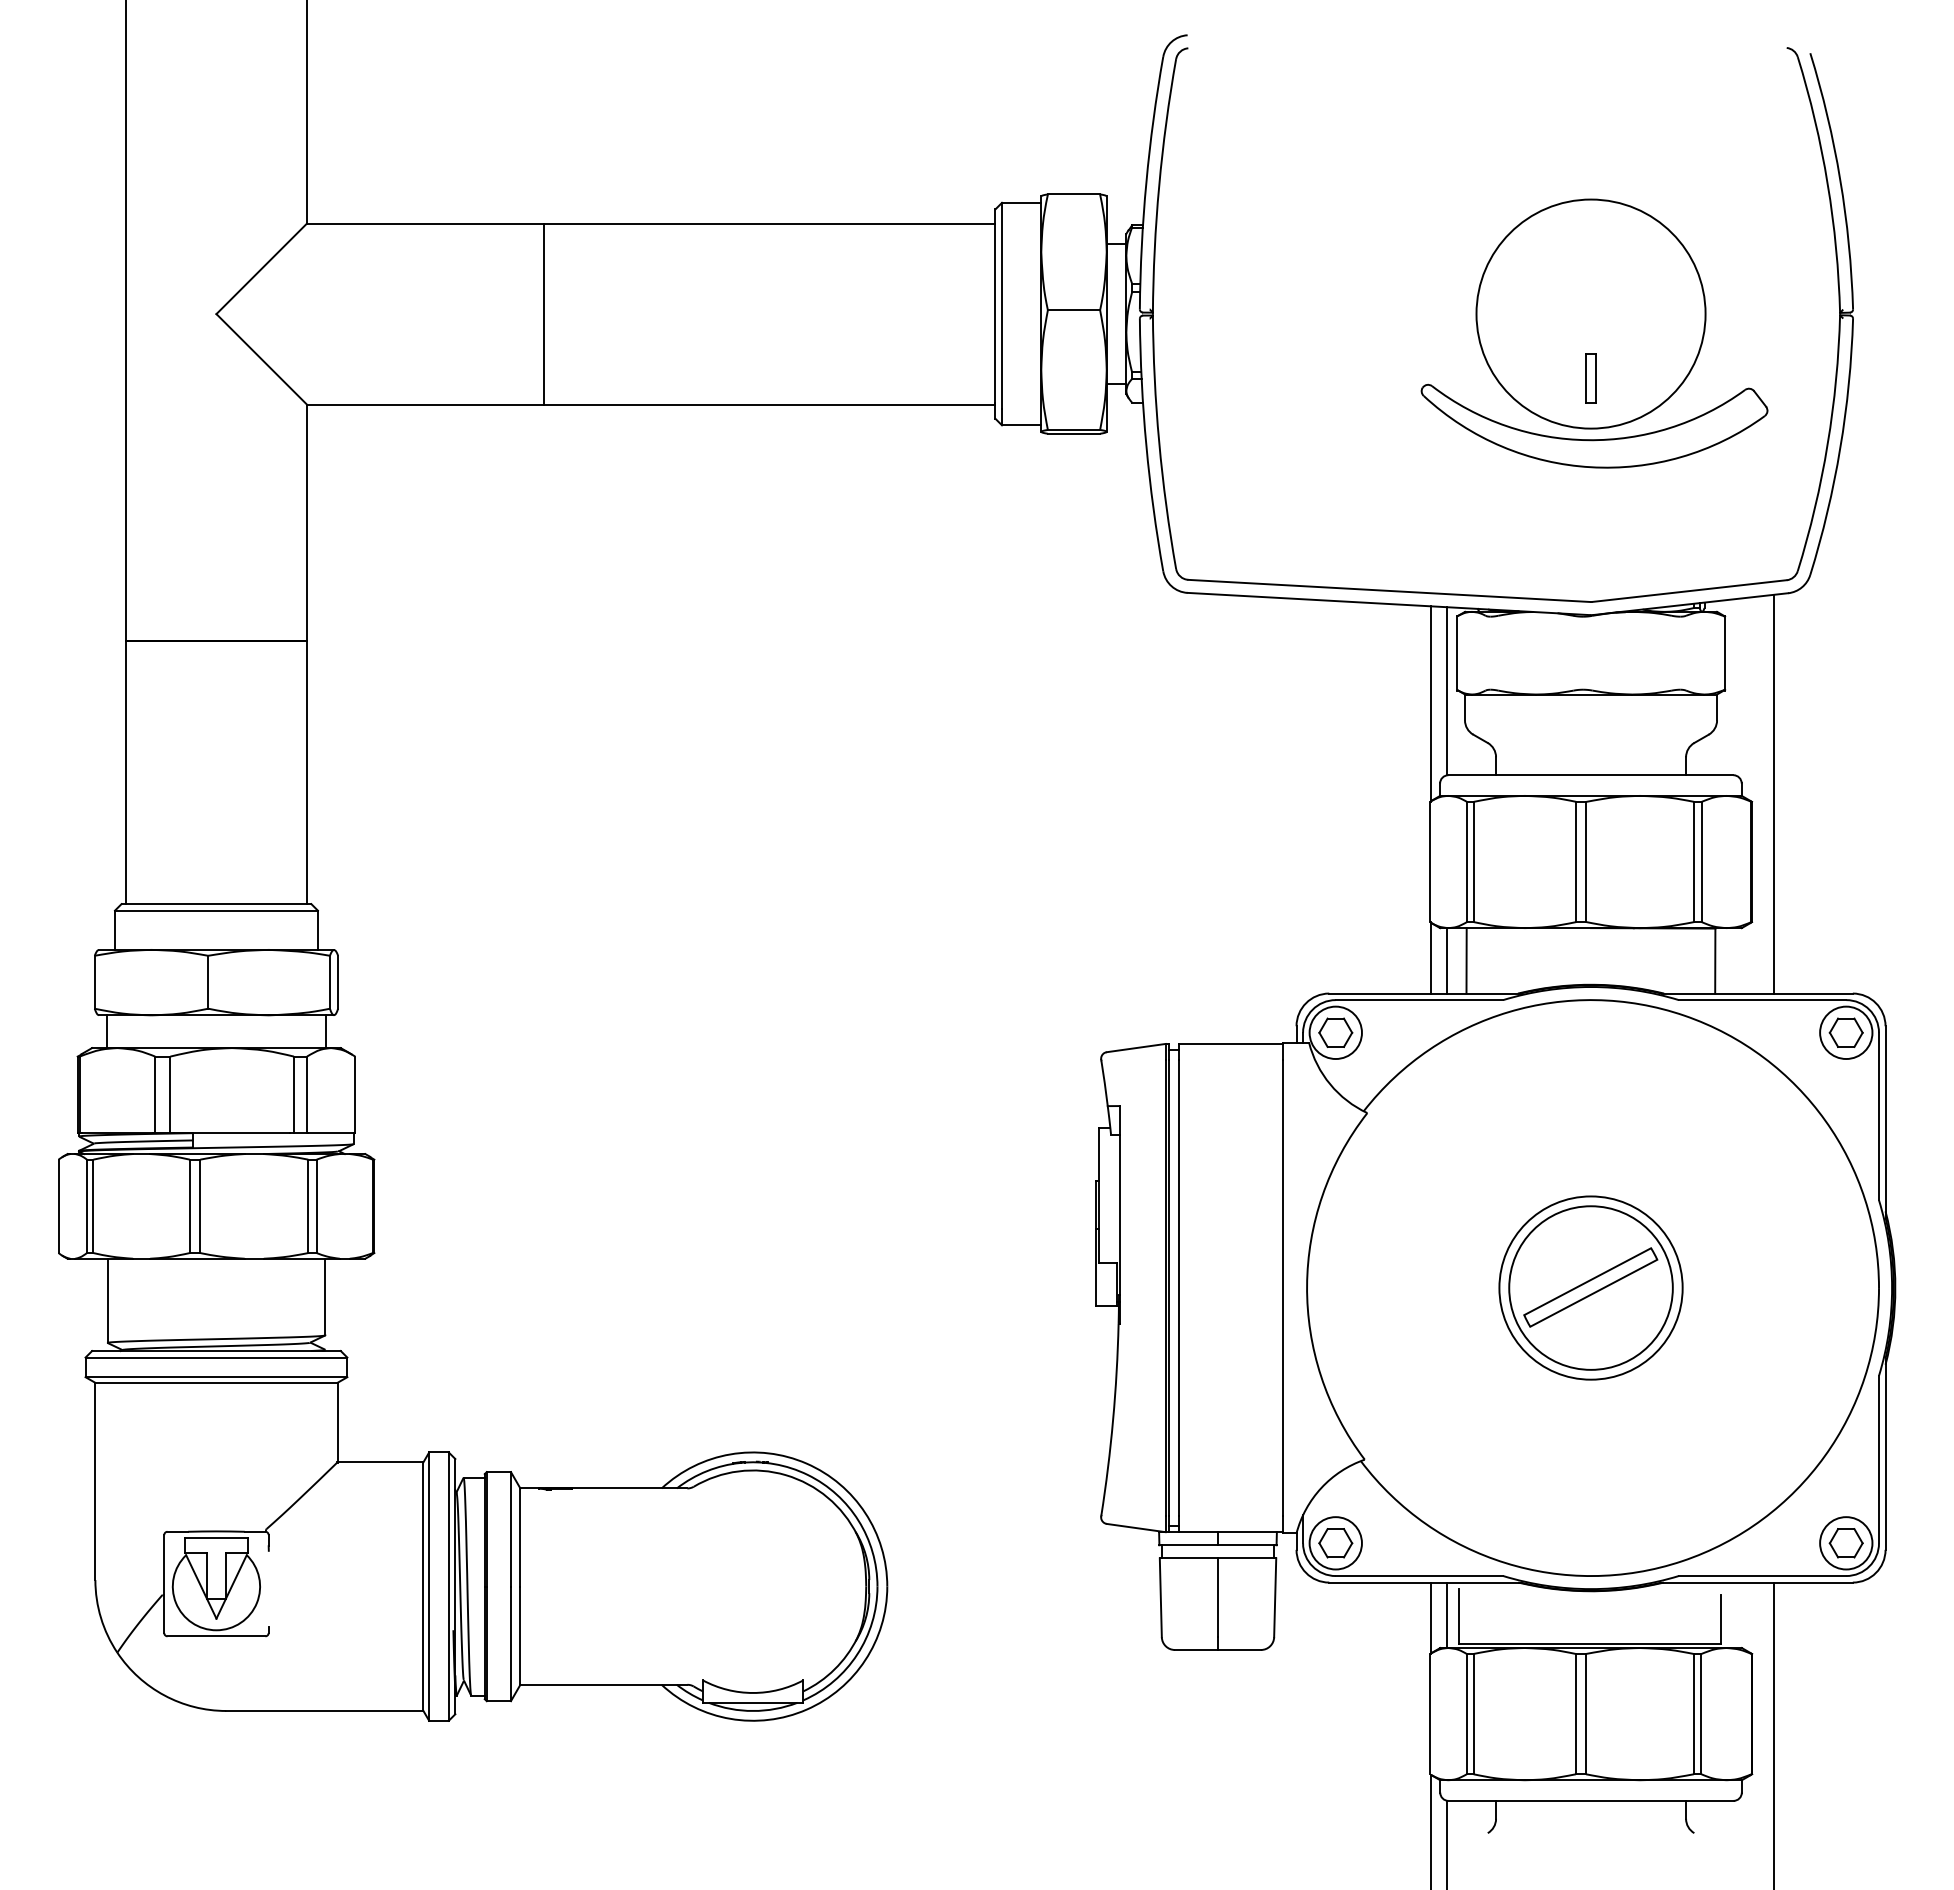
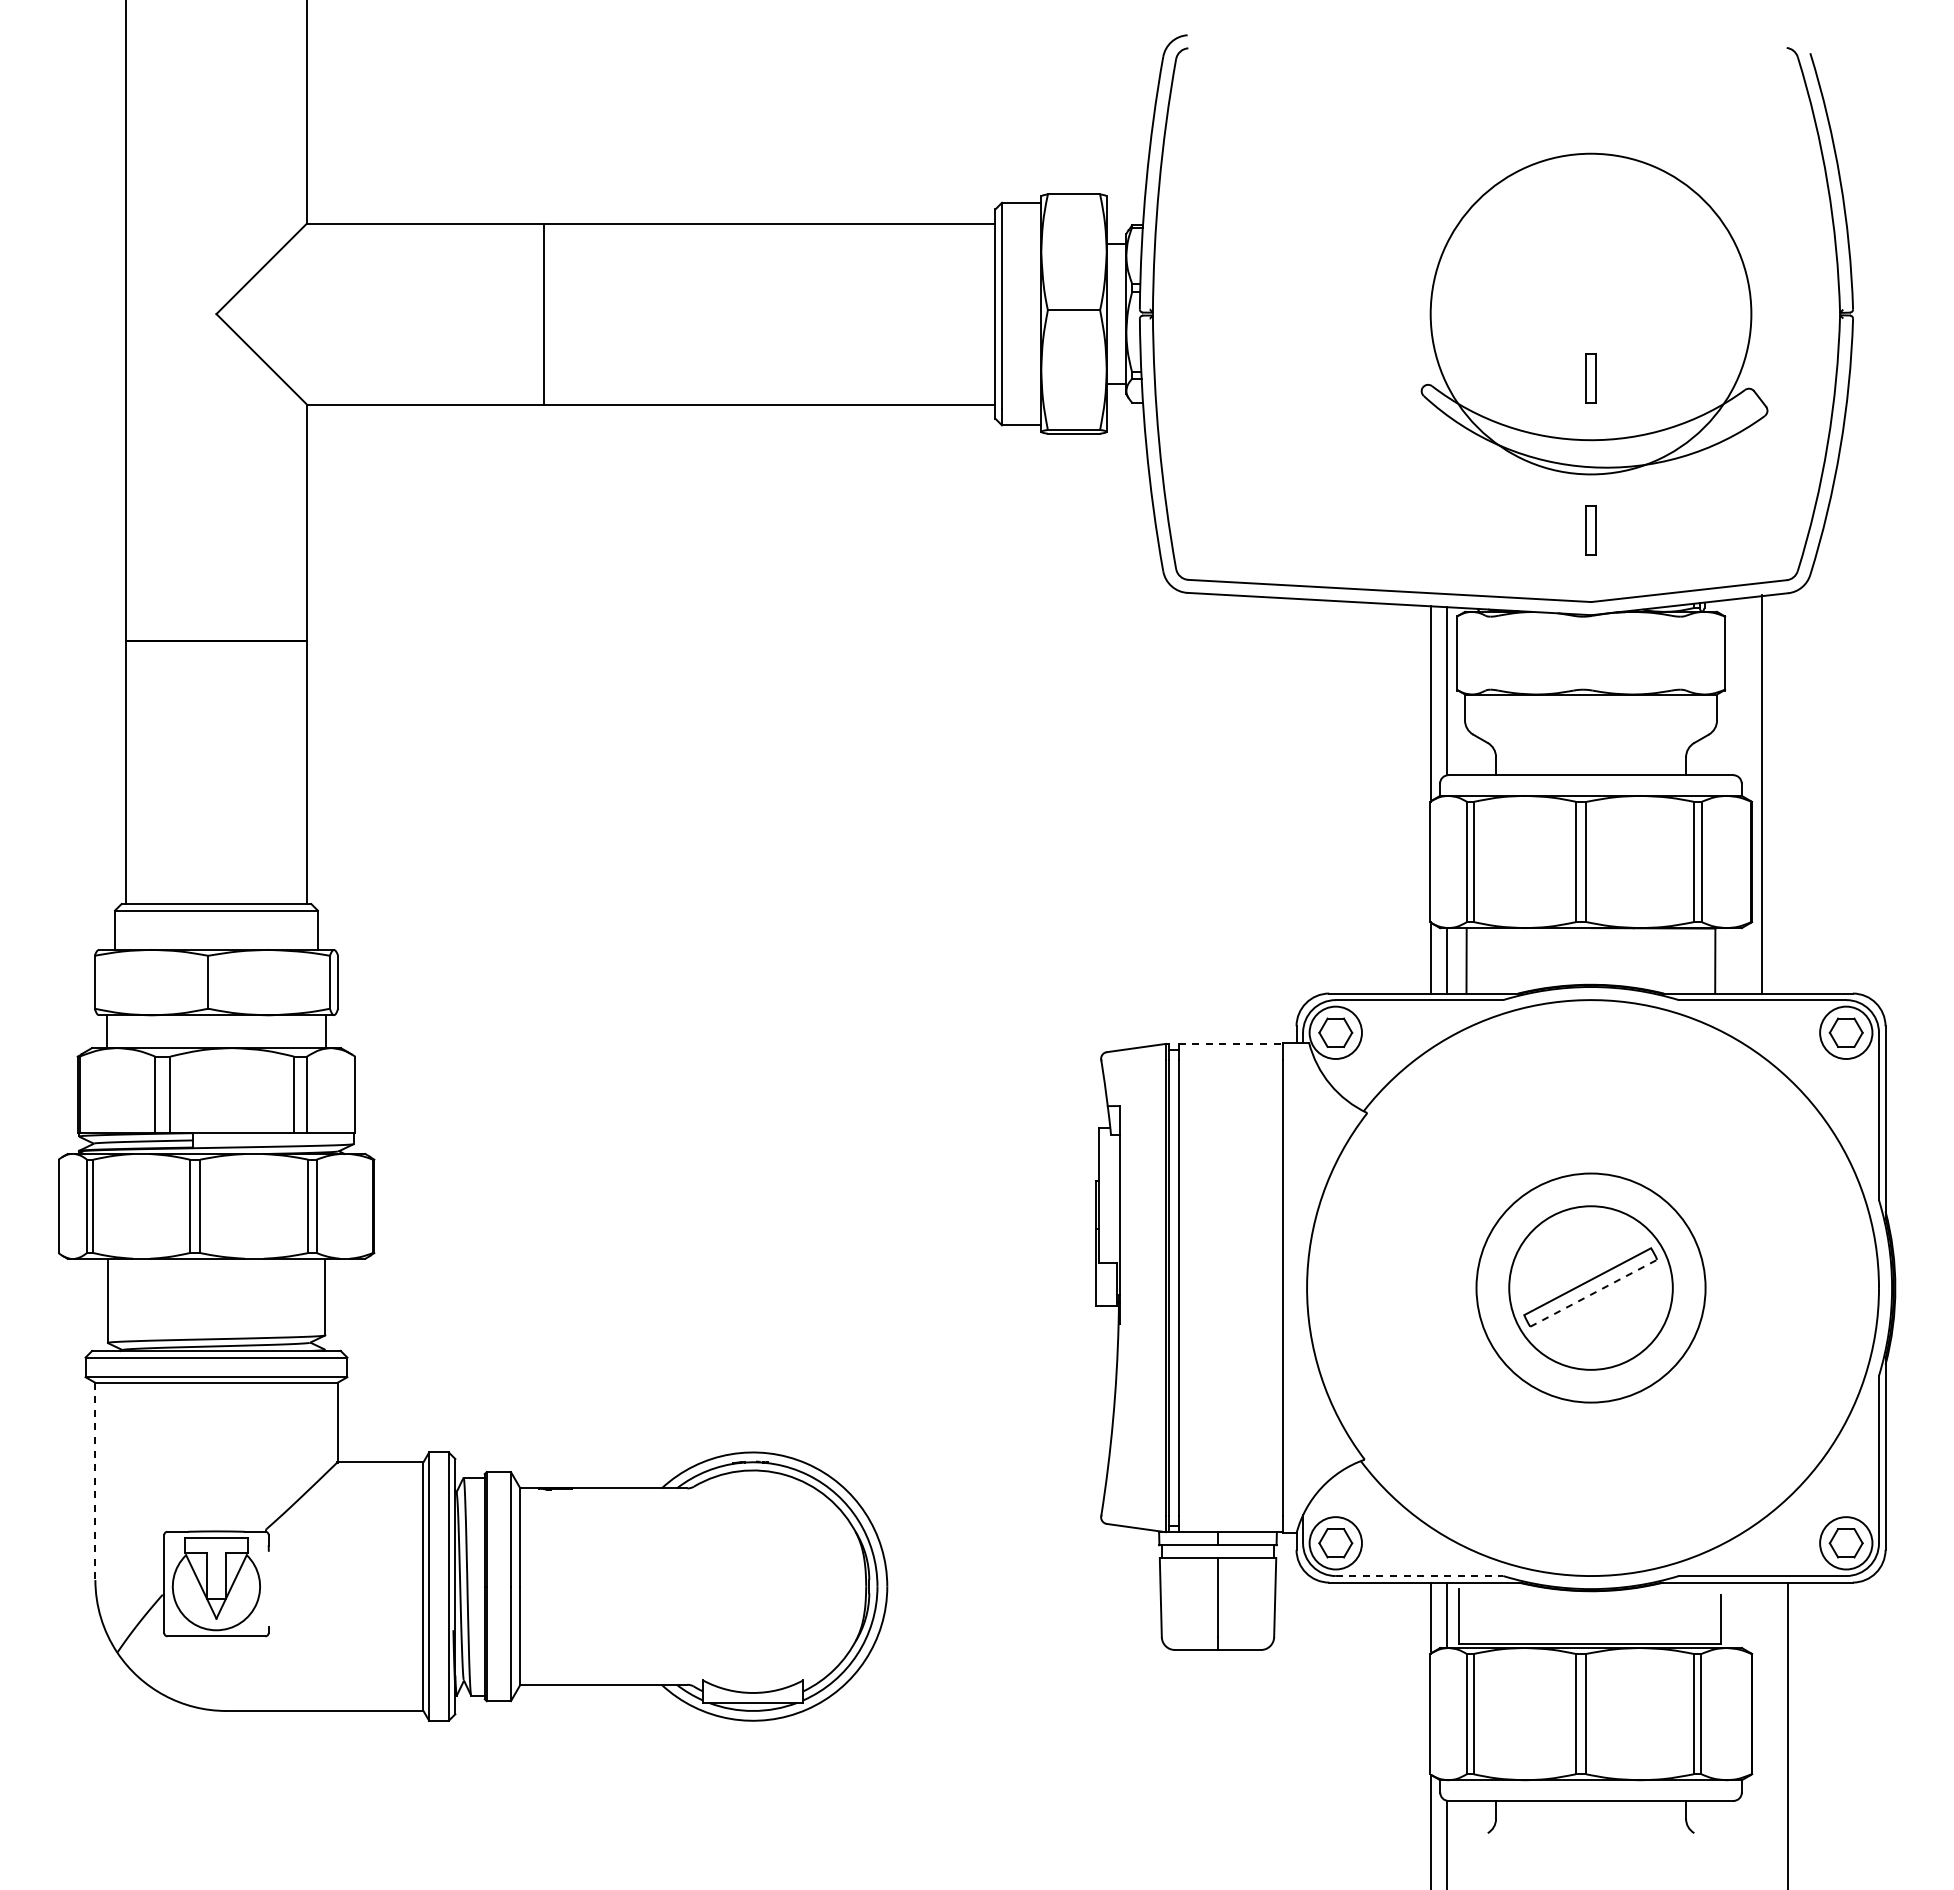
circle diameter: 229 px -> 321 px (1590, 313)
part: none -> present (1590, 530)
line position: (1774, 793) -> (1762, 793) (1762, 793)
line: solid -> dashed (1231, 1043)
circle diameter: 183 px -> 229 px (1590, 1287)
line: solid -> dashed (1593, 1293)
line: solid -> dashed (95, 1481)
line: solid -> dashed (1419, 1576)
line position: (1774, 1734) -> (1788, 1734) (1788, 1734)
